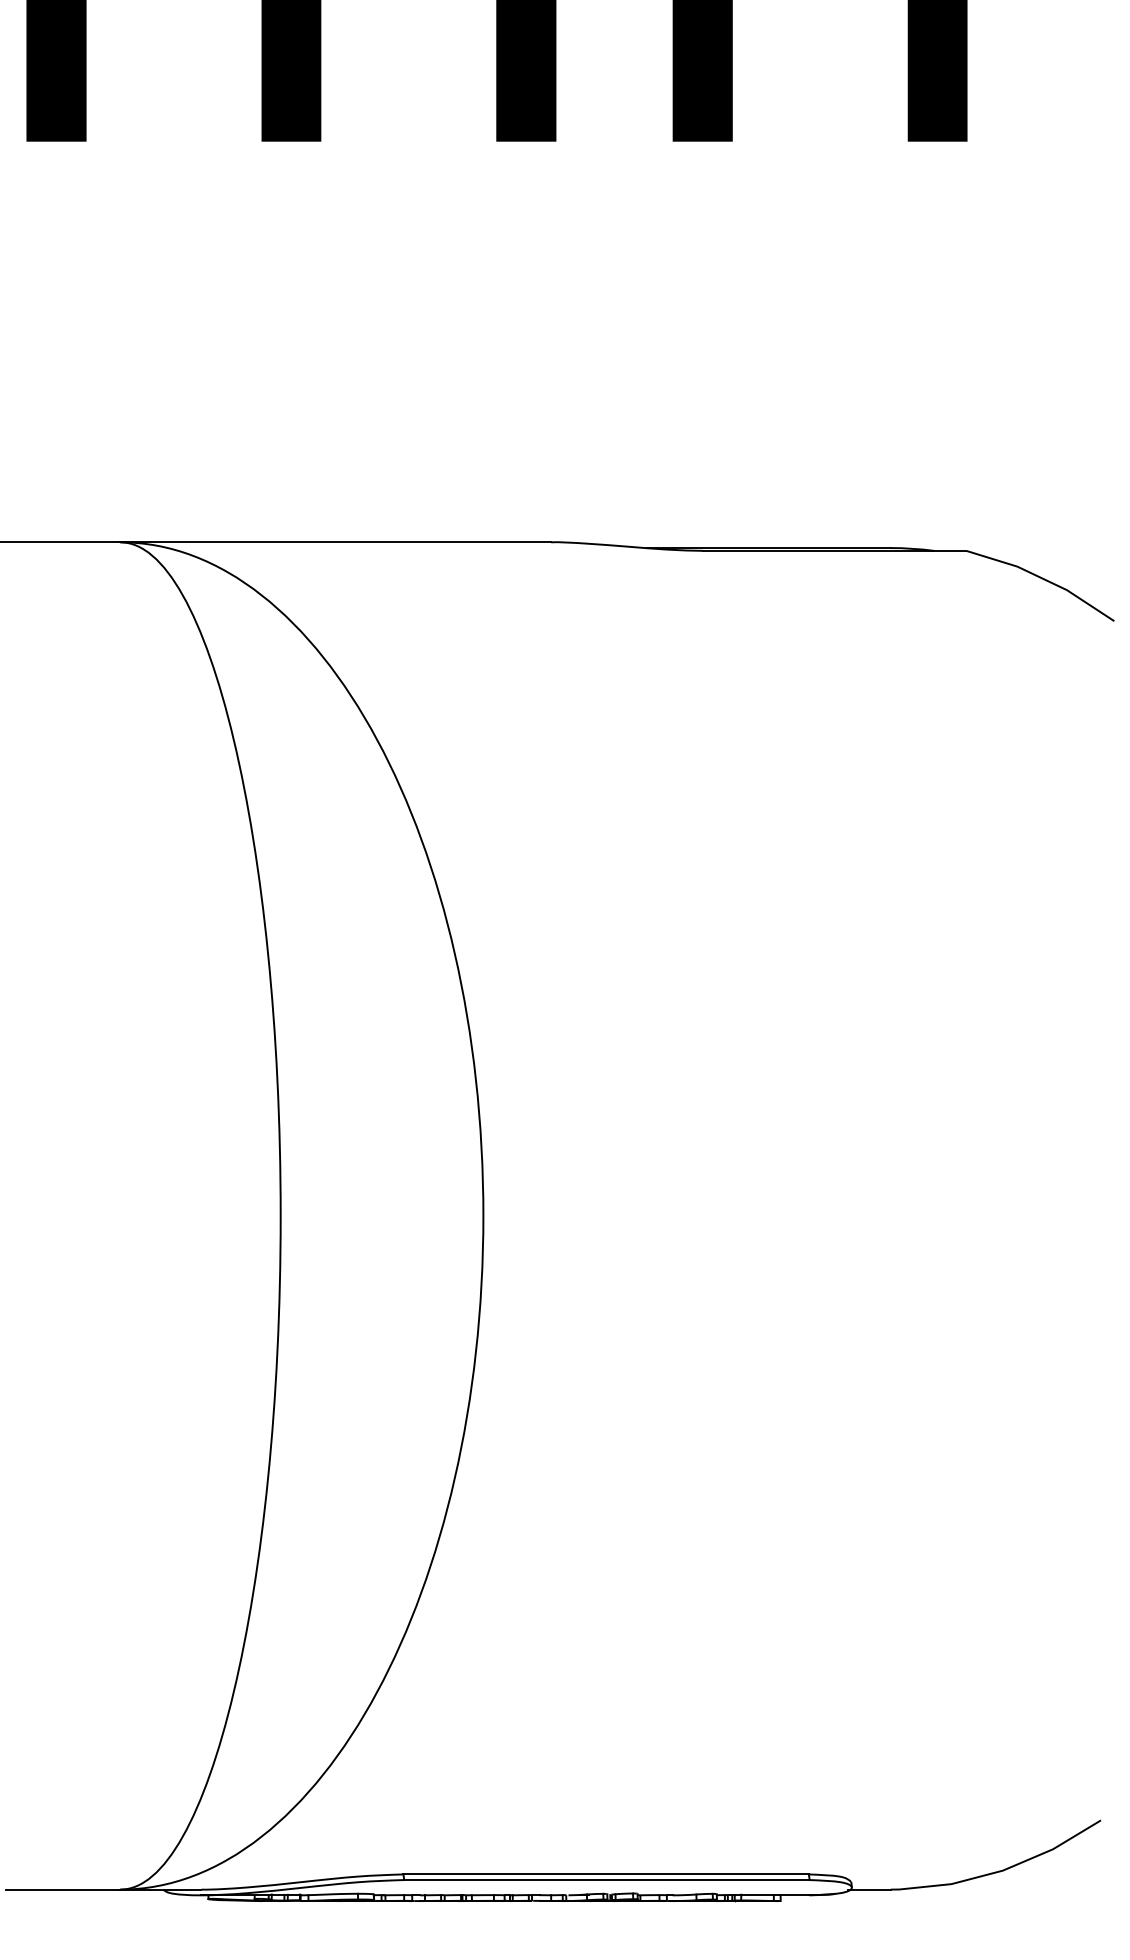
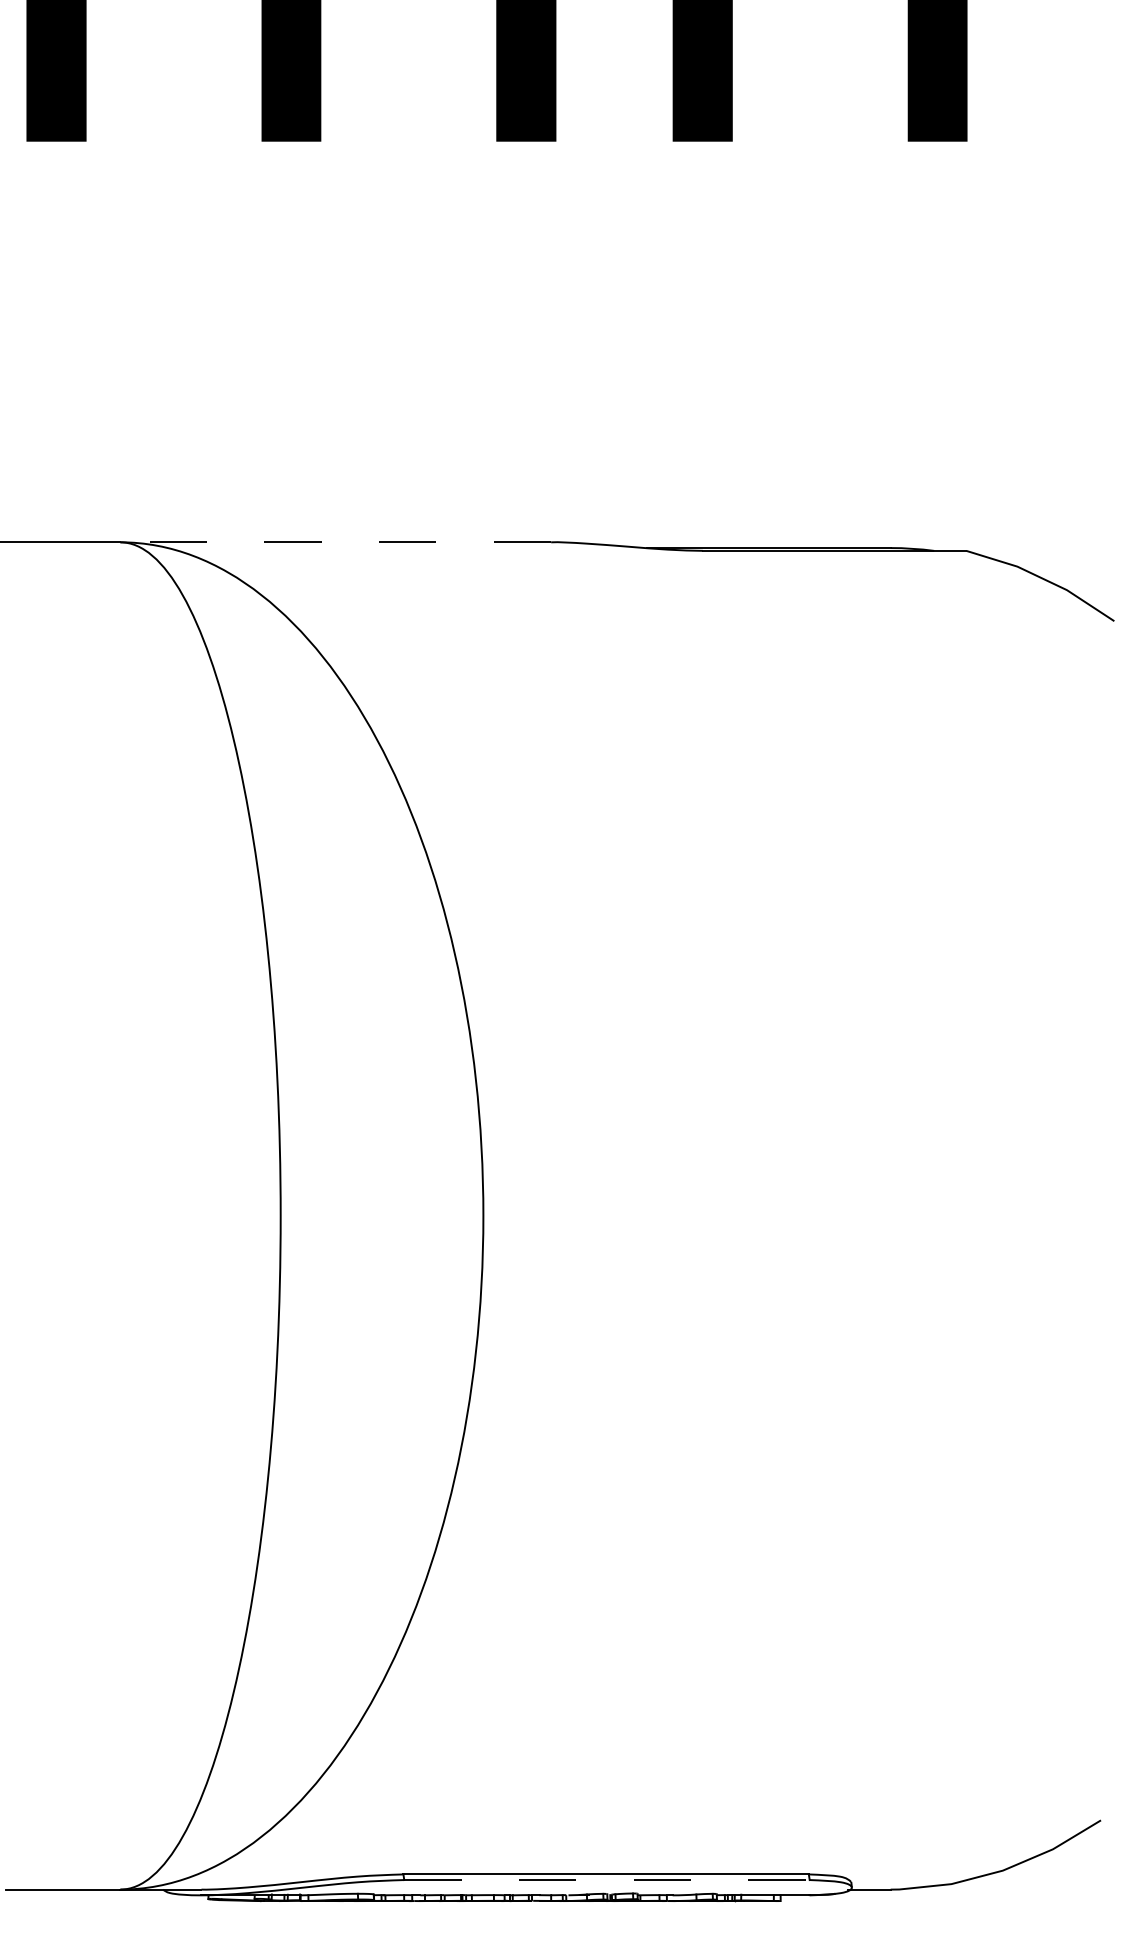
line: solid -> dashed (335, 542)
line: solid -> dashed (606, 1880)
